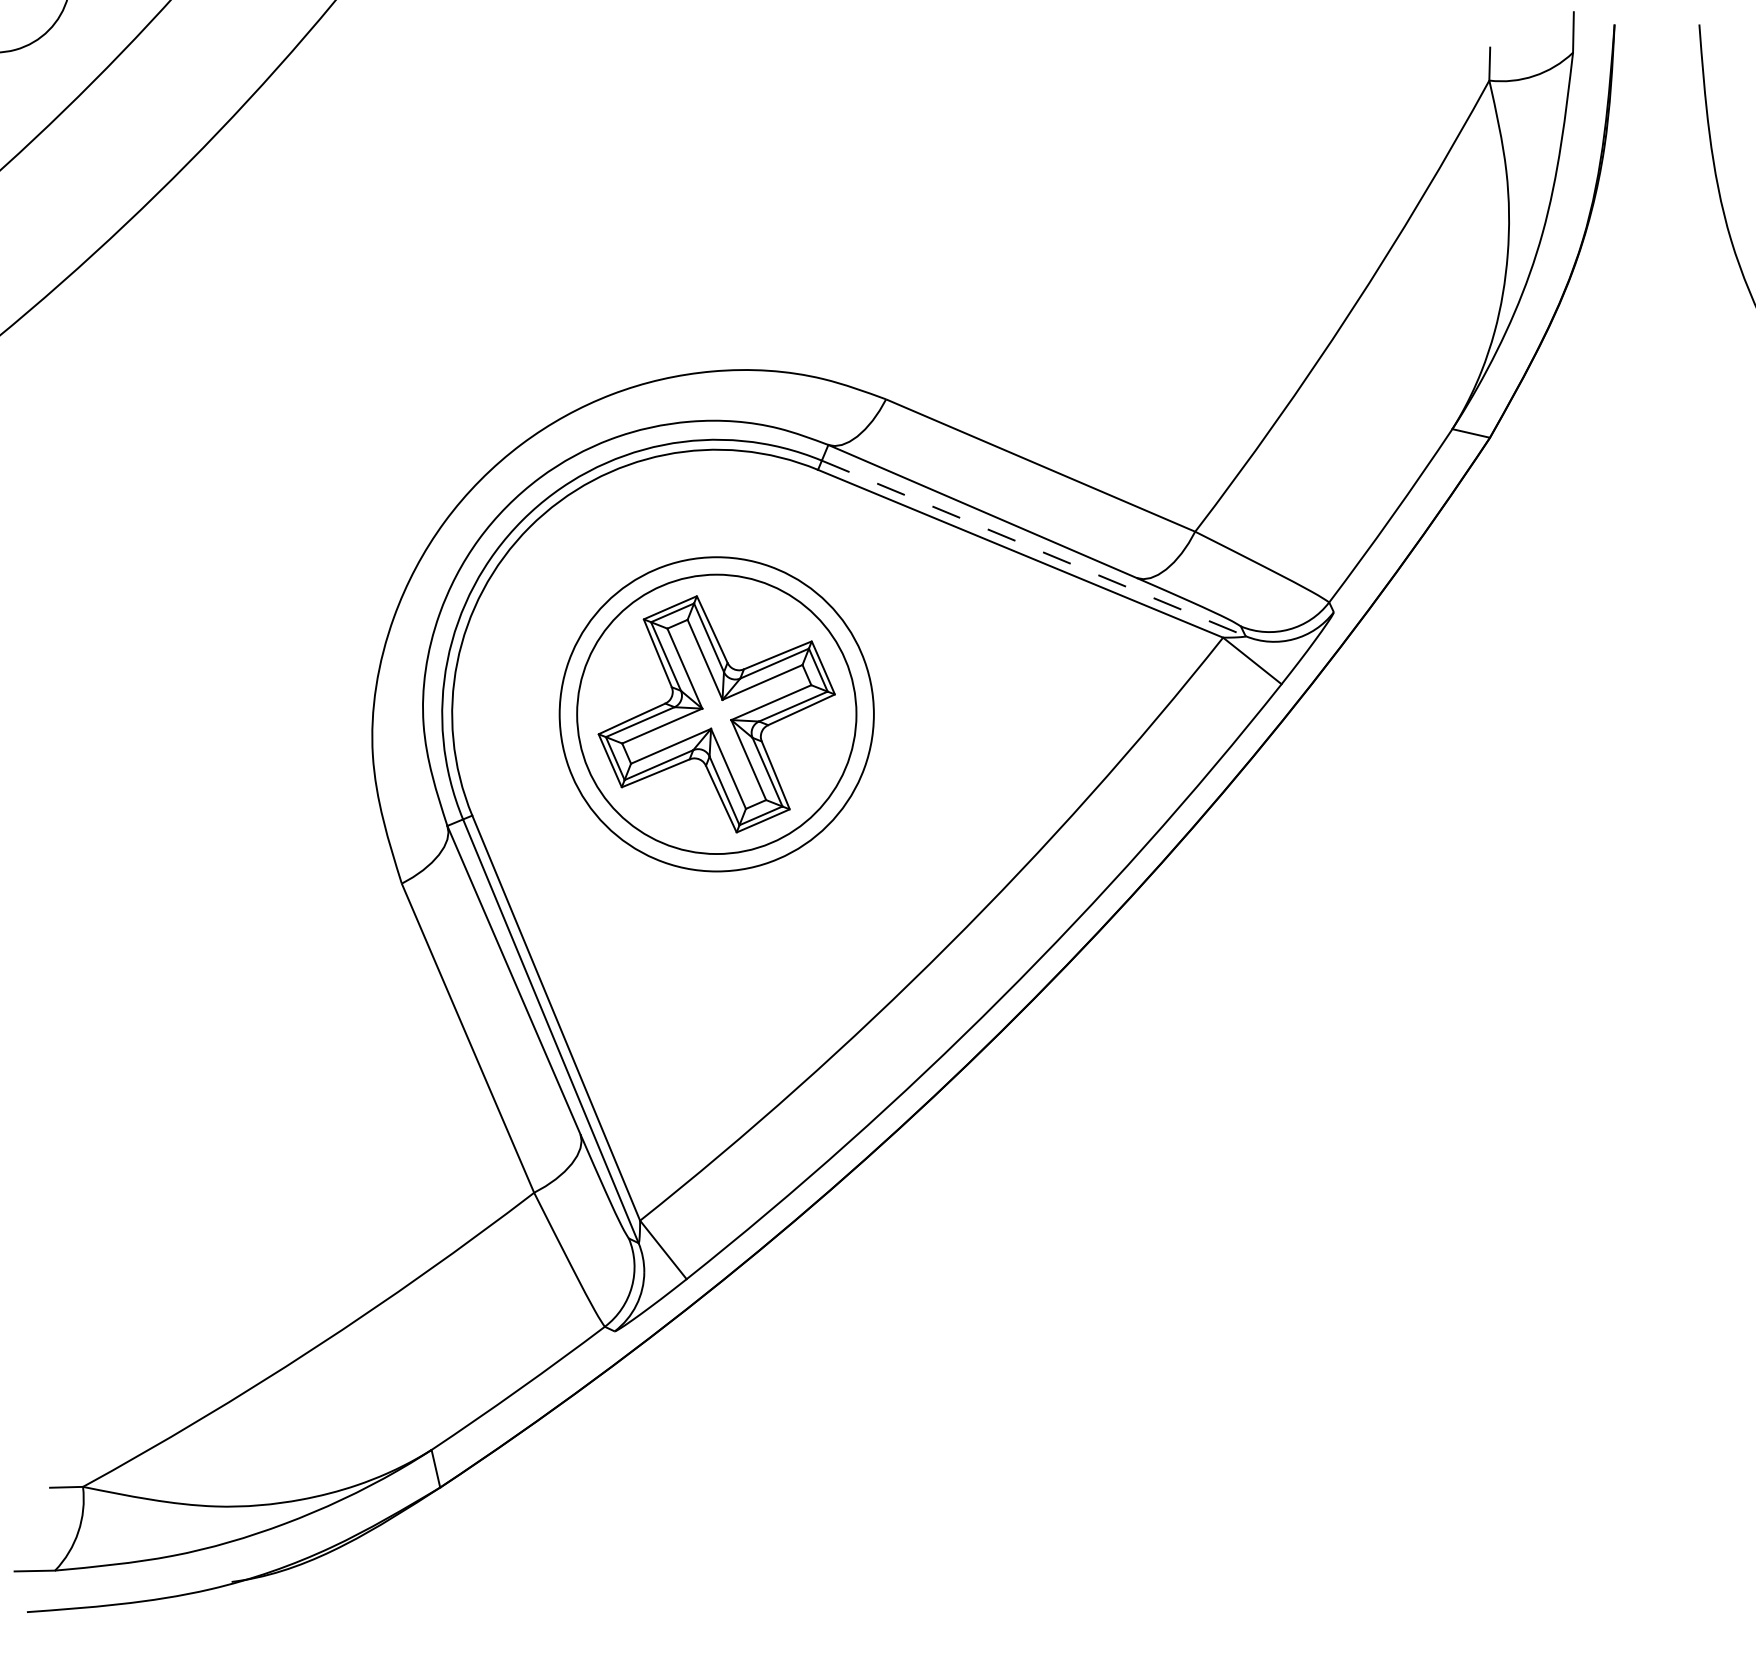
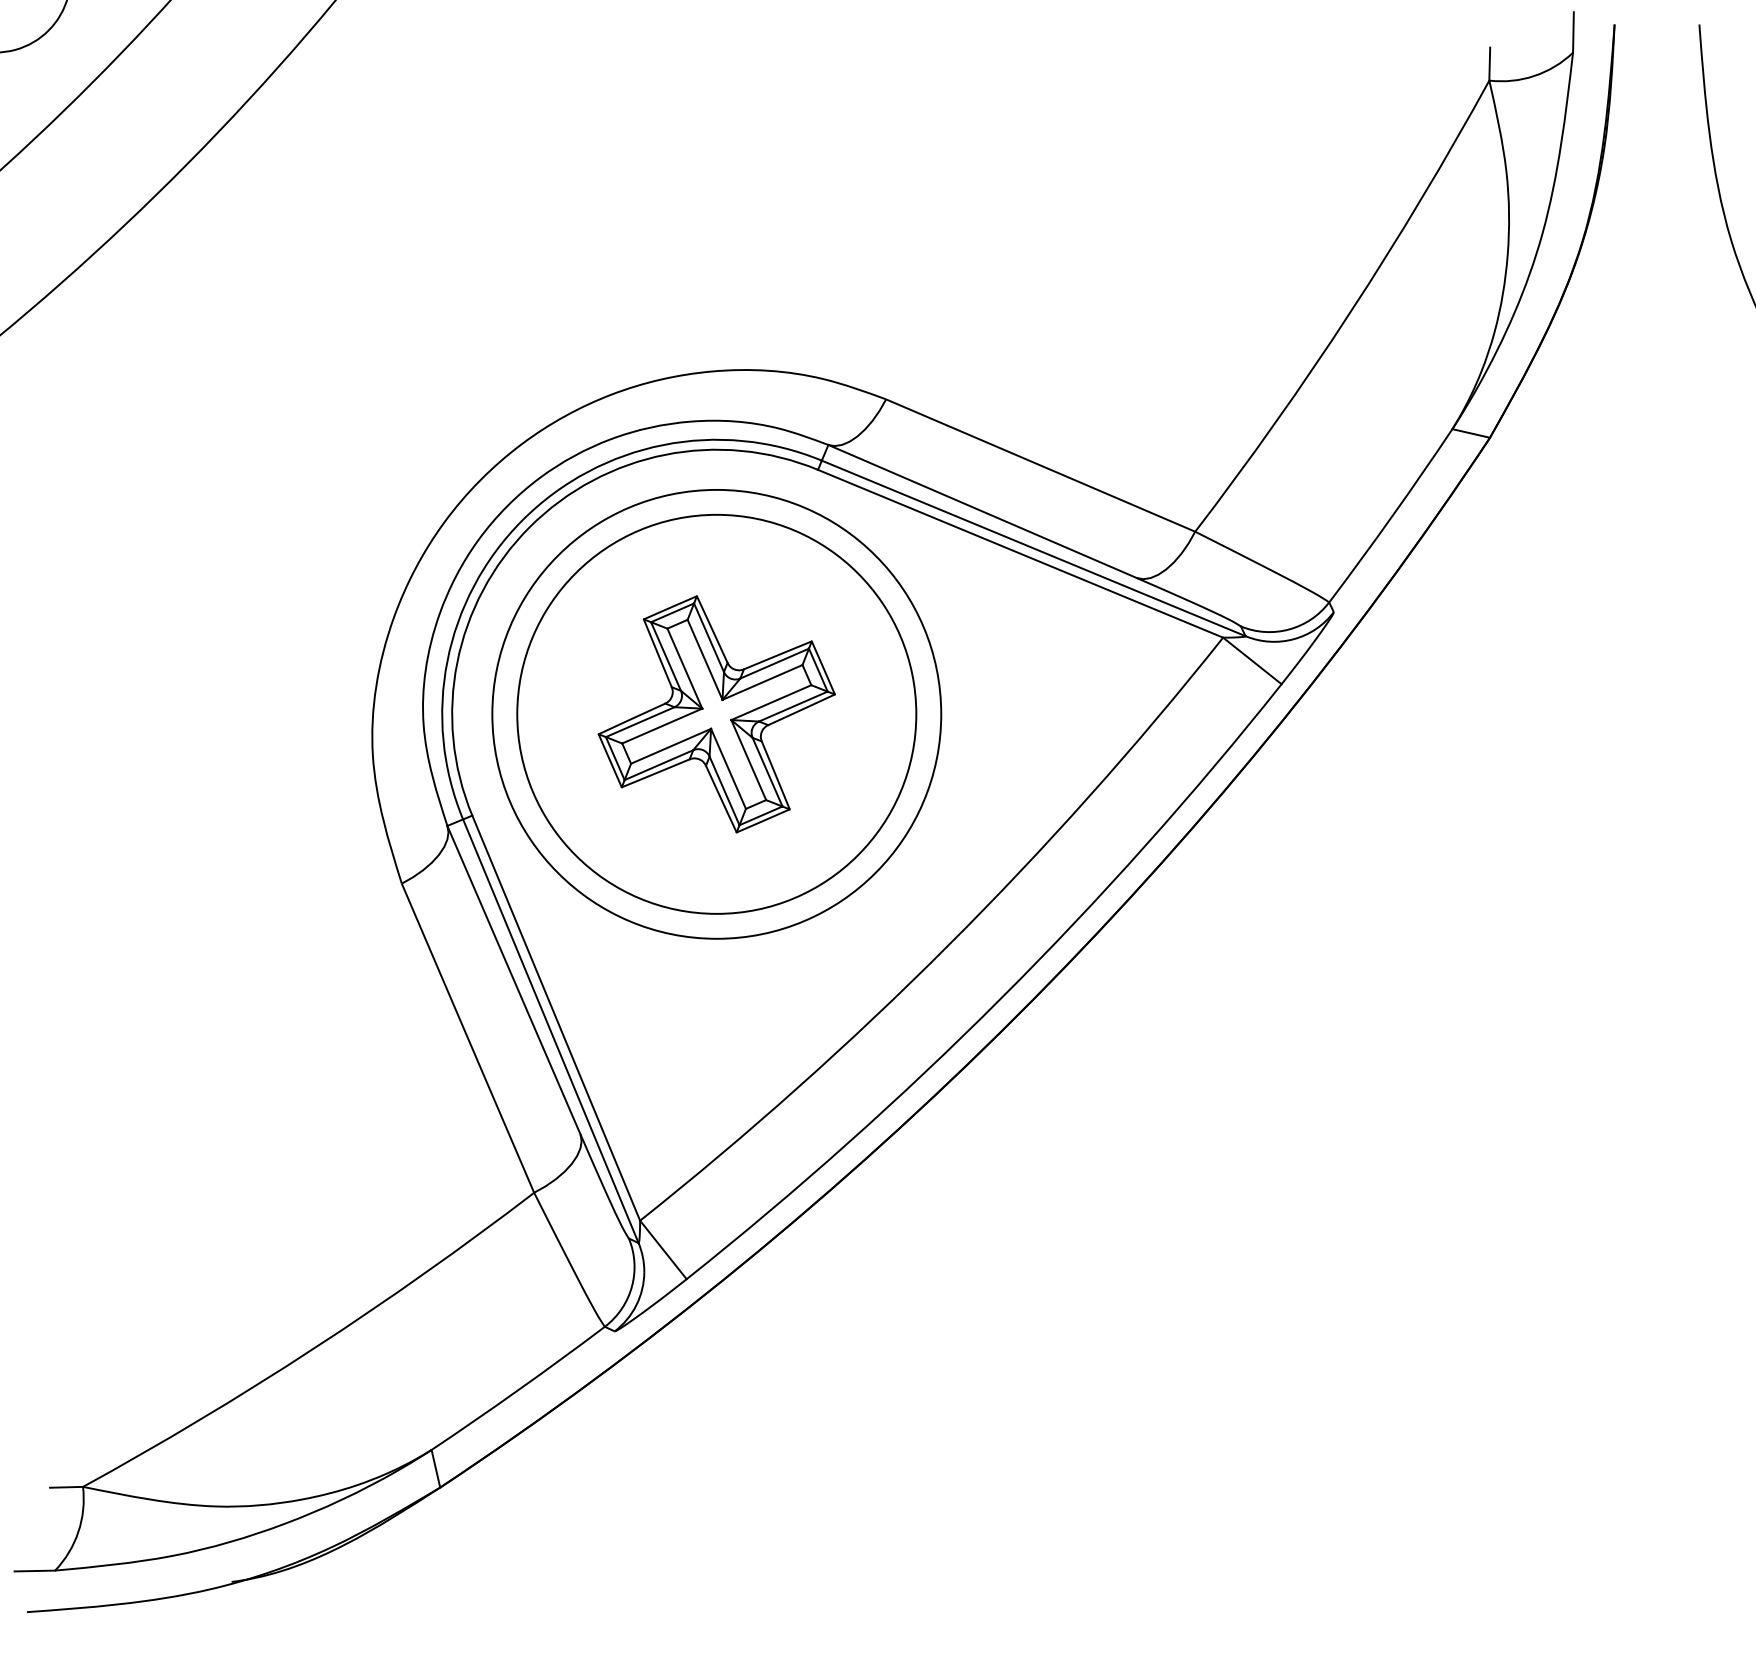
line: dashed -> solid (1034, 548)
circle diameter: 279 px -> 399 px (716, 713)
circle diameter: 314 px -> 449 px (716, 713)
